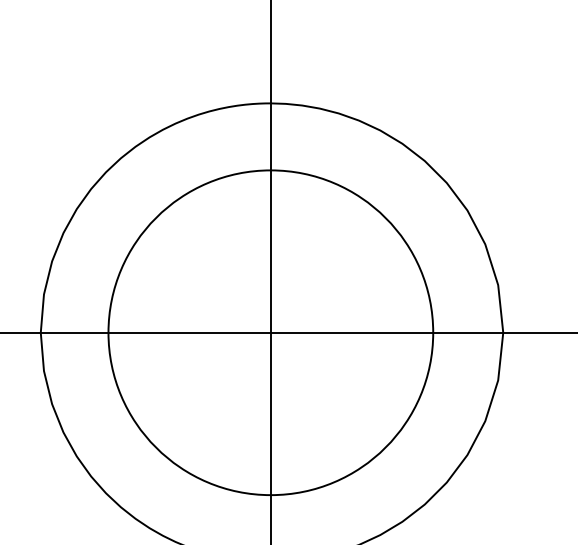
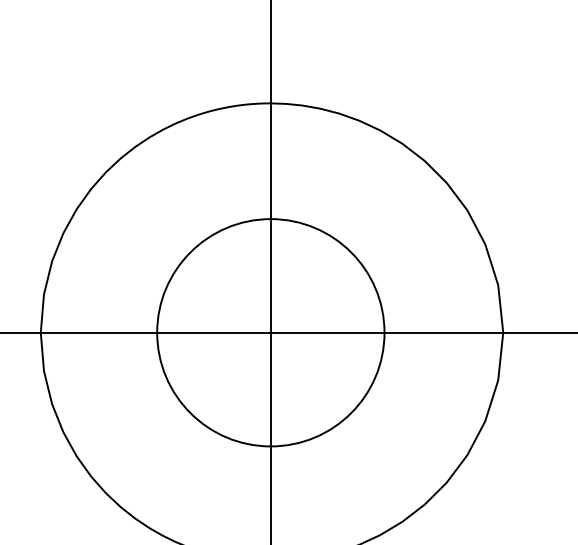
circle diameter: 325 px -> 227 px (270, 332)
